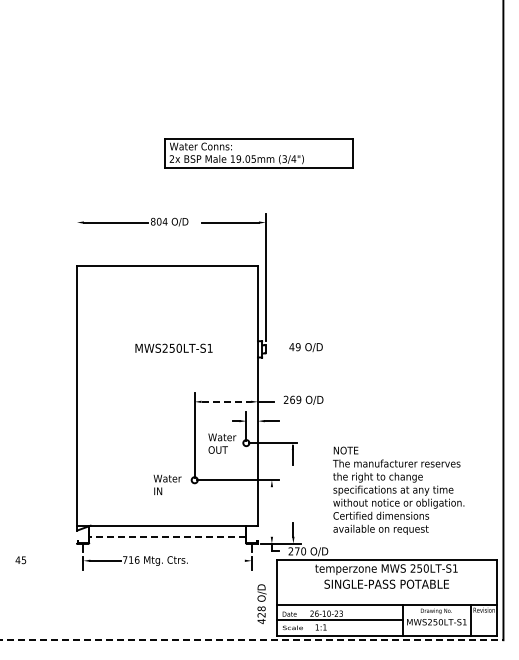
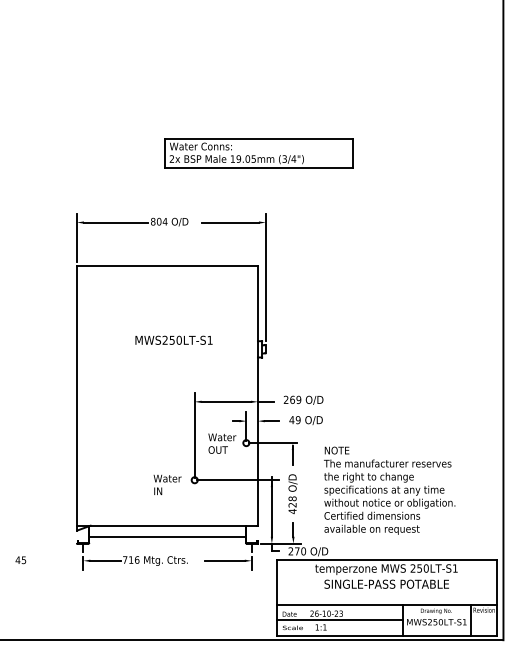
line: none -> present (77, 237)
text position: (173, 347) -> (173, 339) (173, 339)
text position: (305, 347) -> (305, 420) (305, 420)
line: dashed -> solid (226, 401)
text position: (398, 490) -> (389, 490) (389, 490)
line: none -> present (271, 506)
line: dashed -> solid (167, 536)
line: none -> present (224, 560)
text position: (261, 604) -> (292, 494) (292, 494)
line: dashed -> solid (252, 640)
